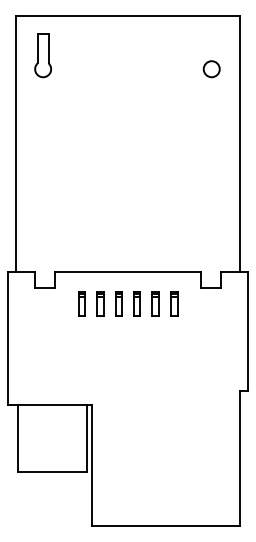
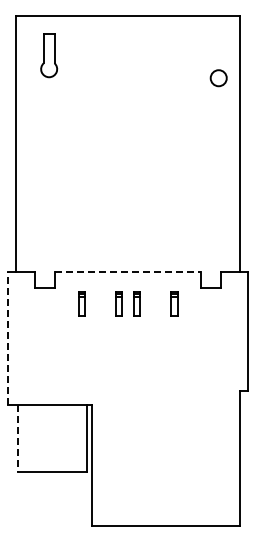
part position: (43, 55) -> (49, 55) (49, 55)
circle position: (211, 69) -> (218, 78) (218, 78)
line: solid -> dashed (128, 272)
part: present -> none (100, 303)
part: present -> none (155, 303)
line: solid -> dashed (7, 337)
line: solid -> dashed (18, 438)
